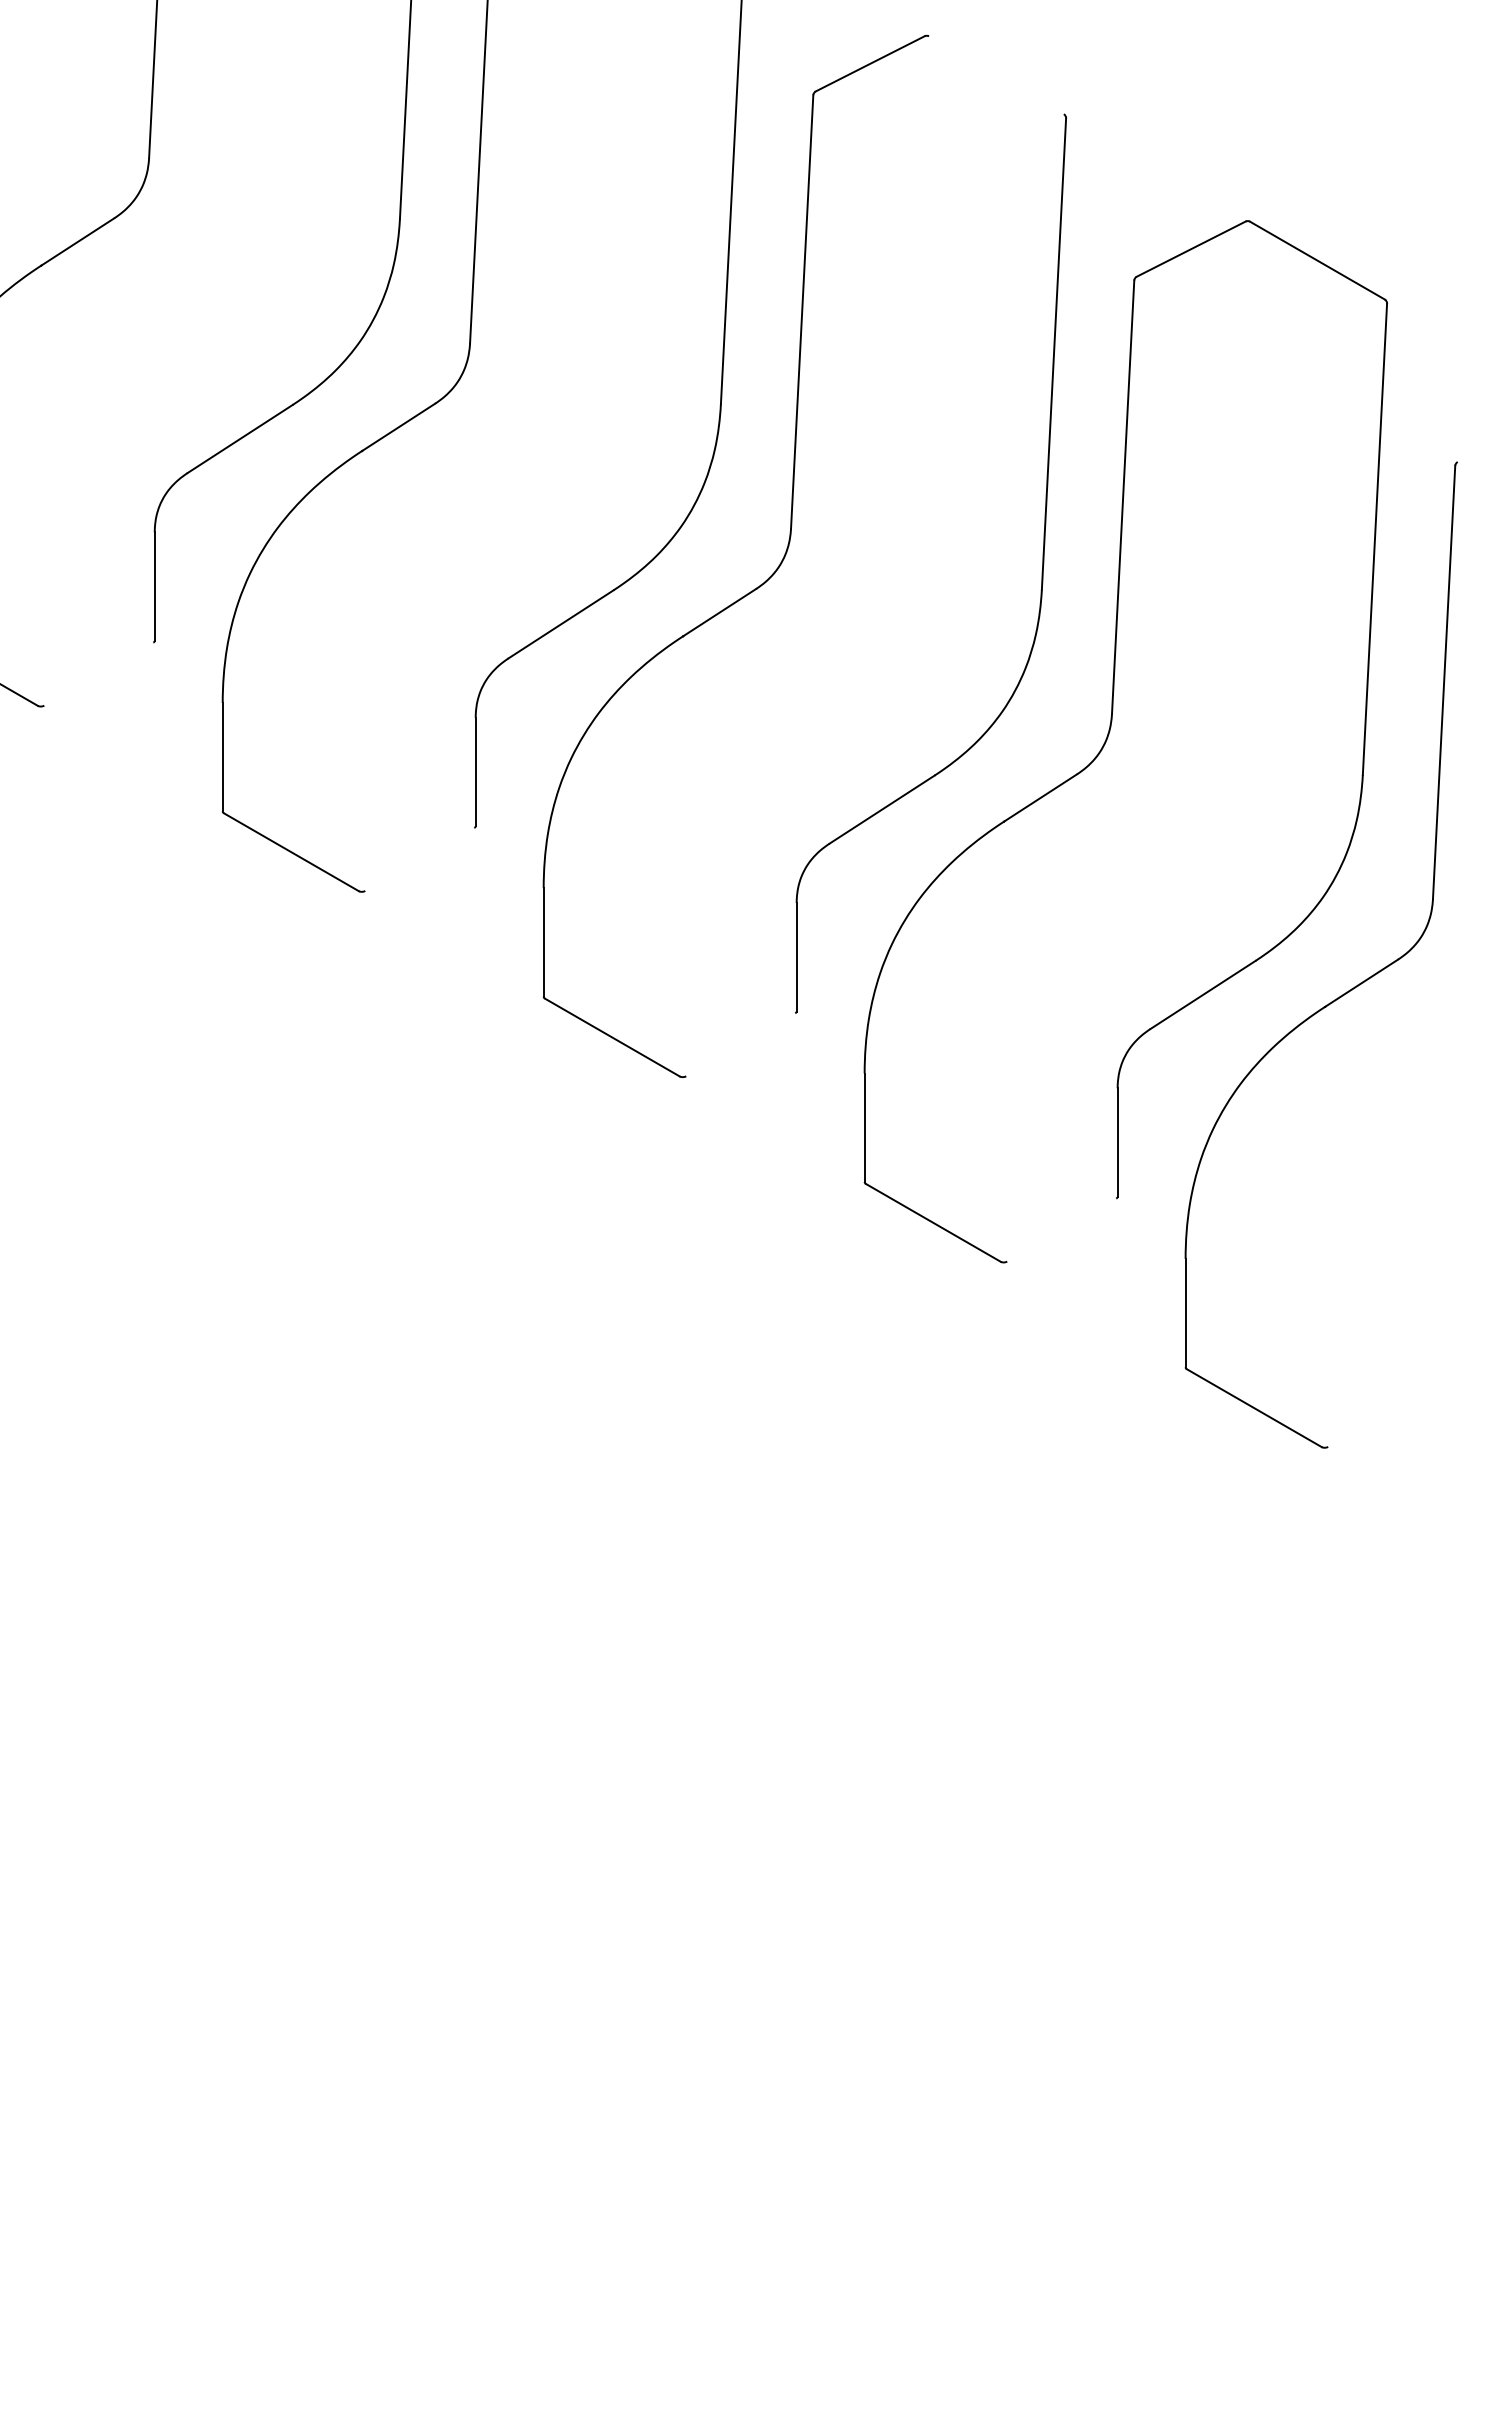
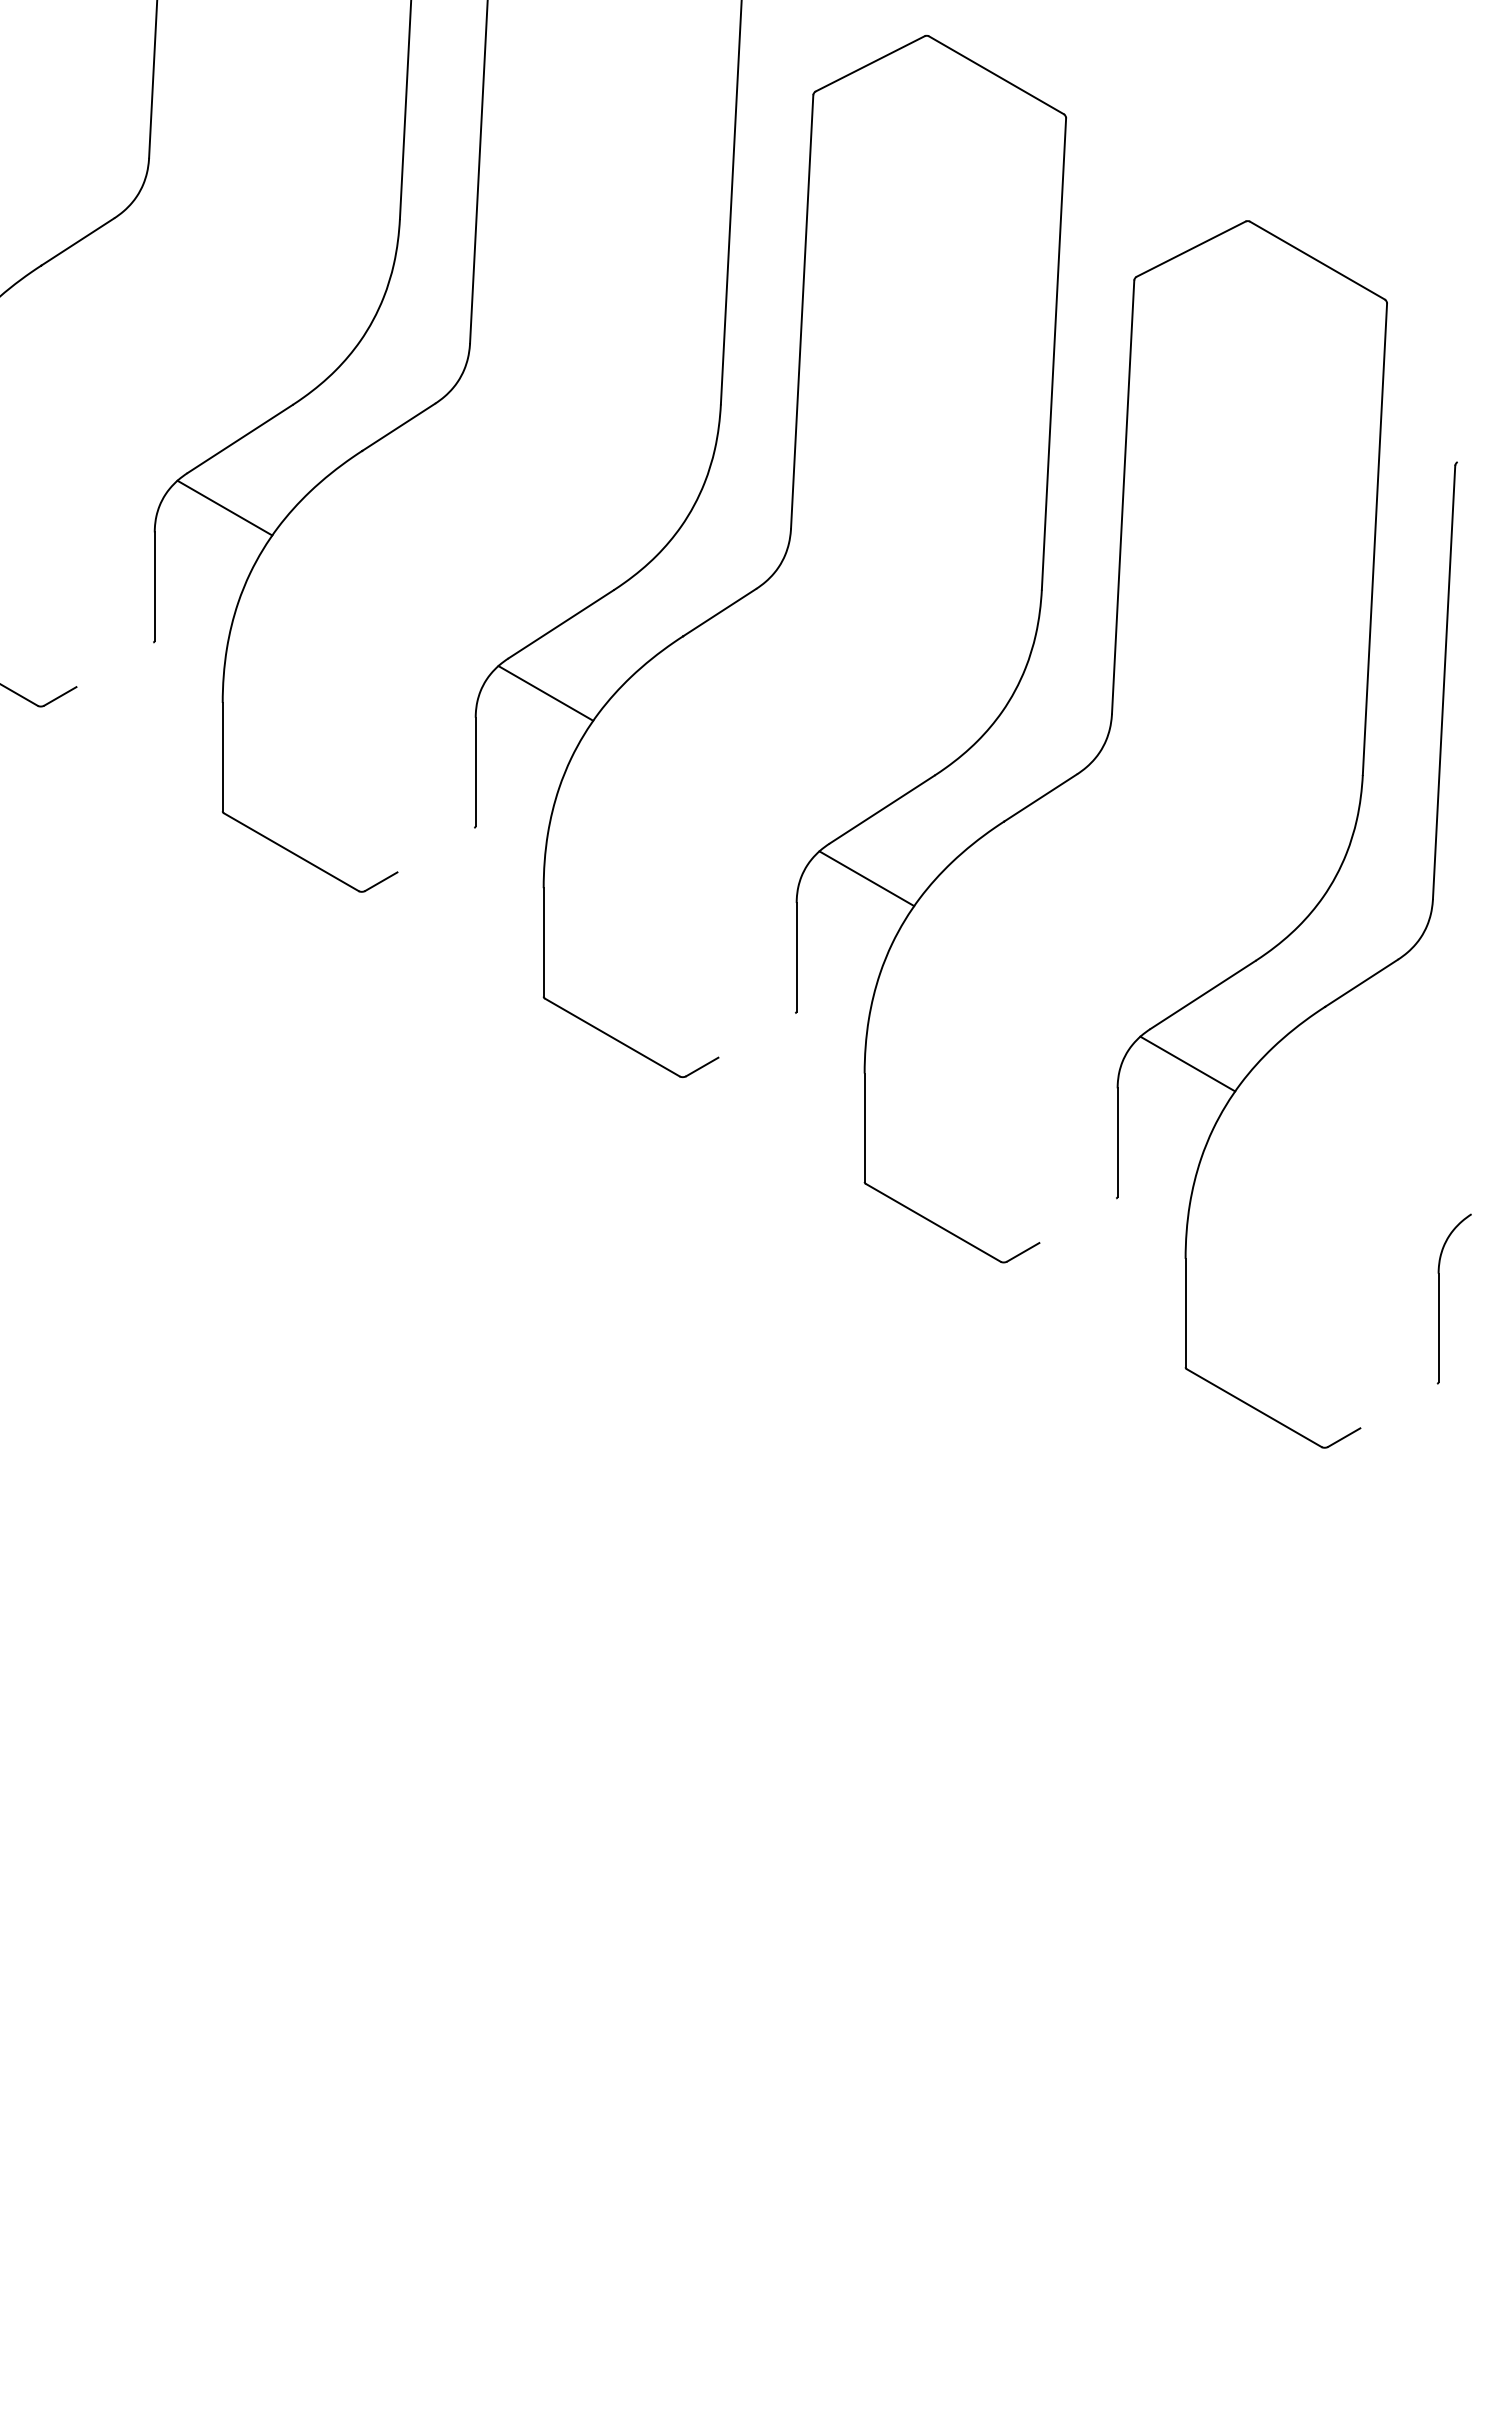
line: none -> present (996, 75)
line: none -> present (224, 507)
line: none -> present (545, 693)
line: none -> present (60, 696)
line: none -> present (866, 878)
line: none -> present (381, 881)
line: none -> present (1187, 1063)
line: none -> present (702, 1066)
line: none -> present (1023, 1252)
part: none -> present (1439, 1298)
line: none -> present (1344, 1437)
